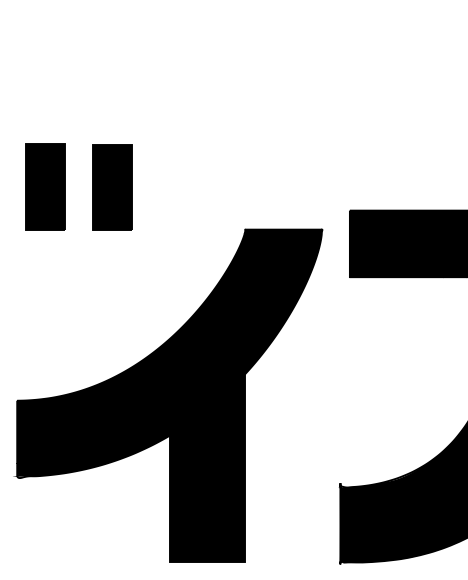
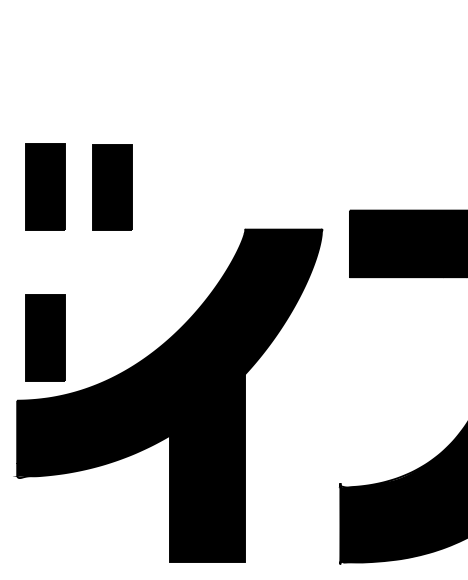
part: none -> present (45, 337)
